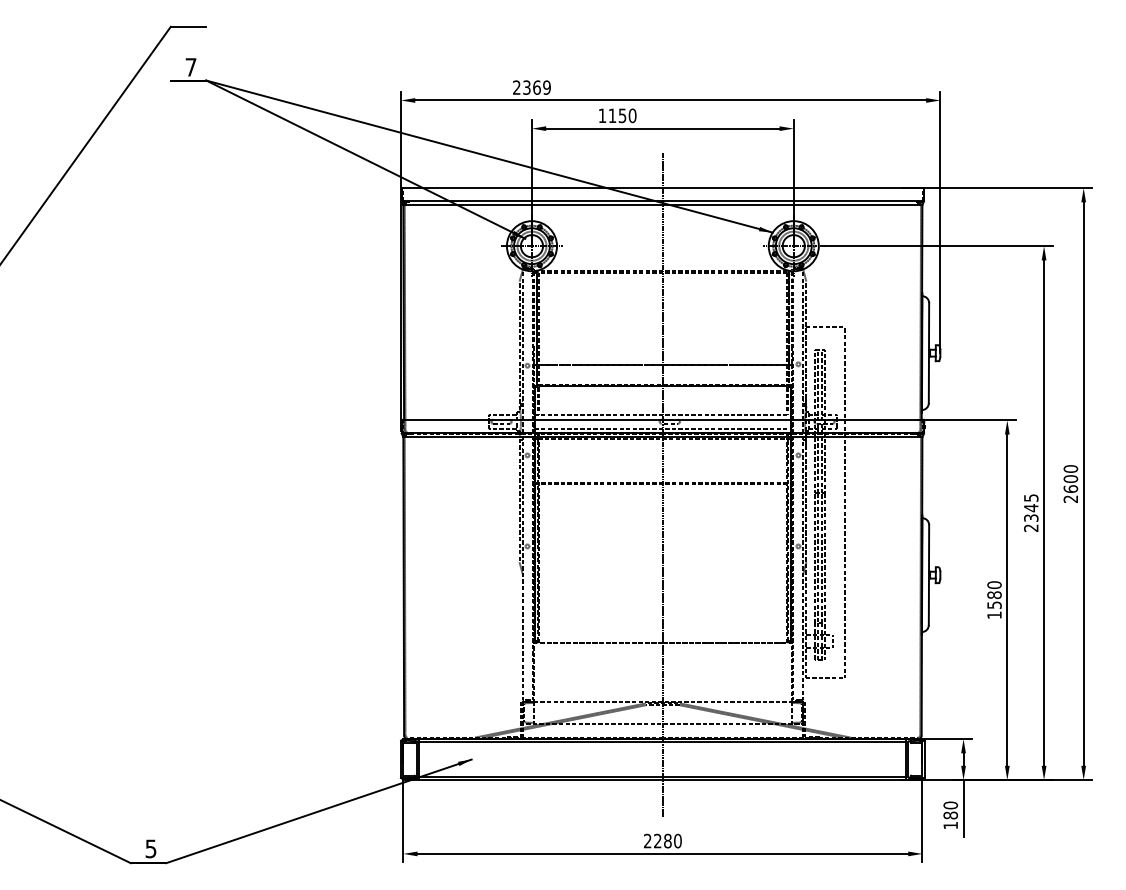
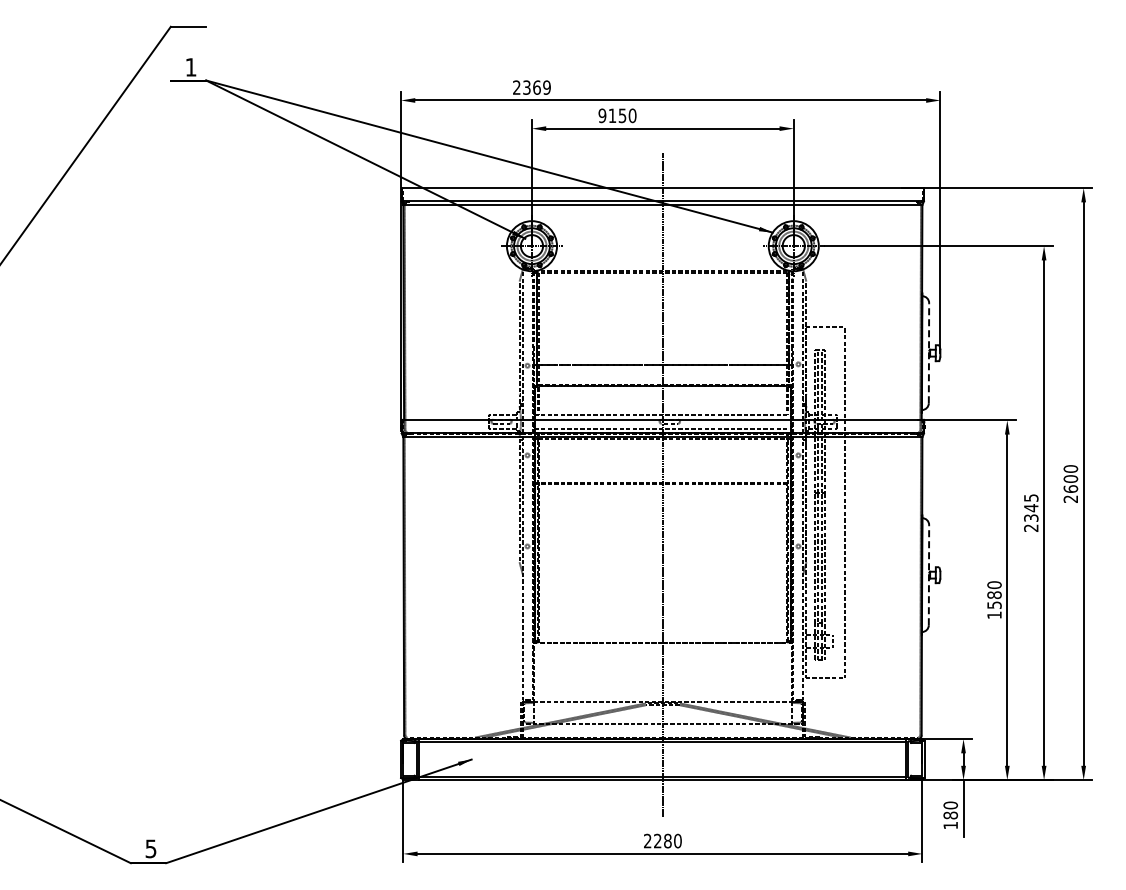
text: 7 -> 1 (190, 67)
text: 1150 -> 9150 (602, 115)
line: solid -> dashed (928, 352)
line: solid -> dashed (928, 574)
